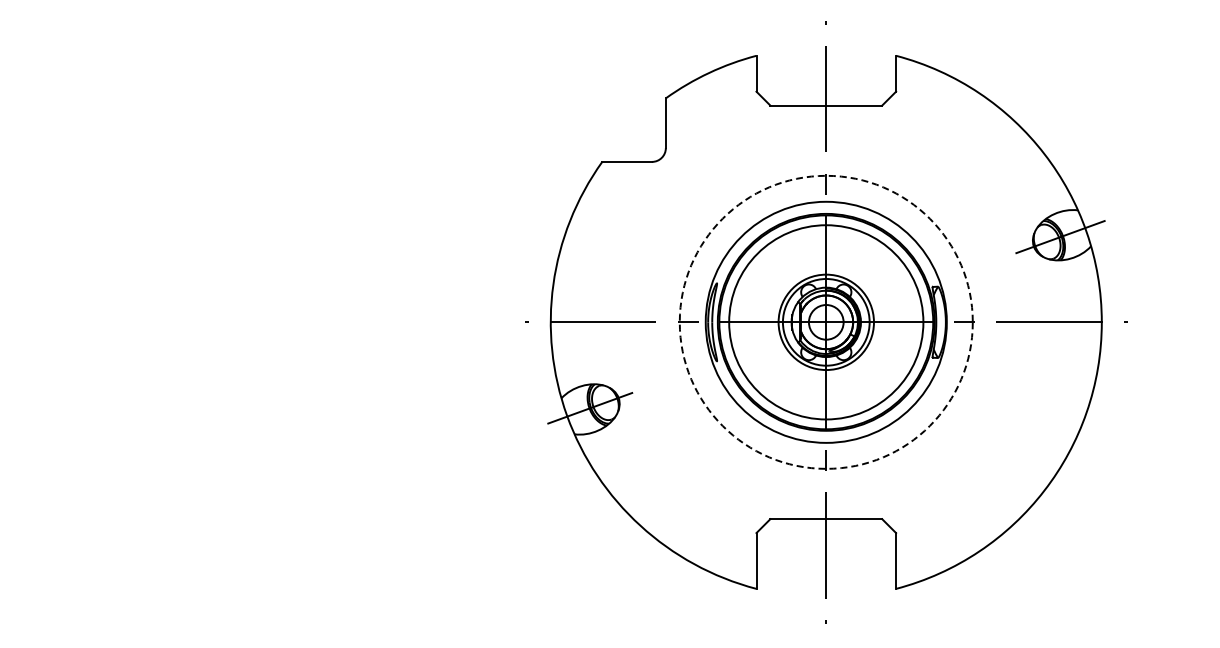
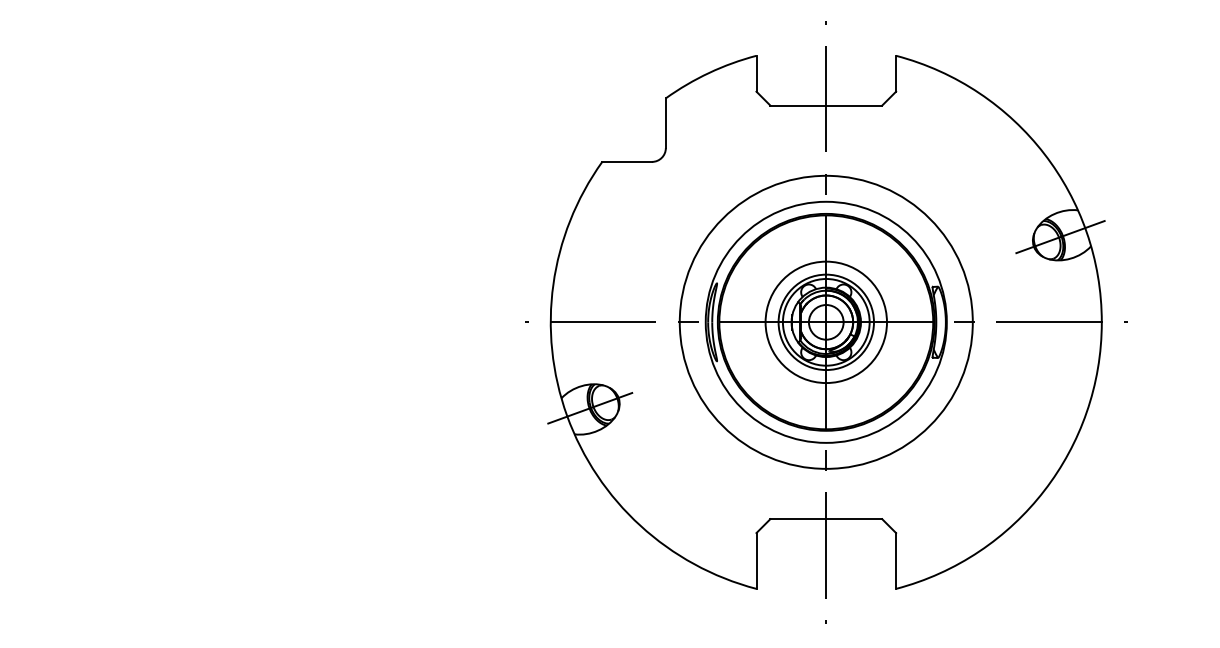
circle: dashed -> solid (825, 321)
circle diameter: 194 px -> 121 px (825, 322)
